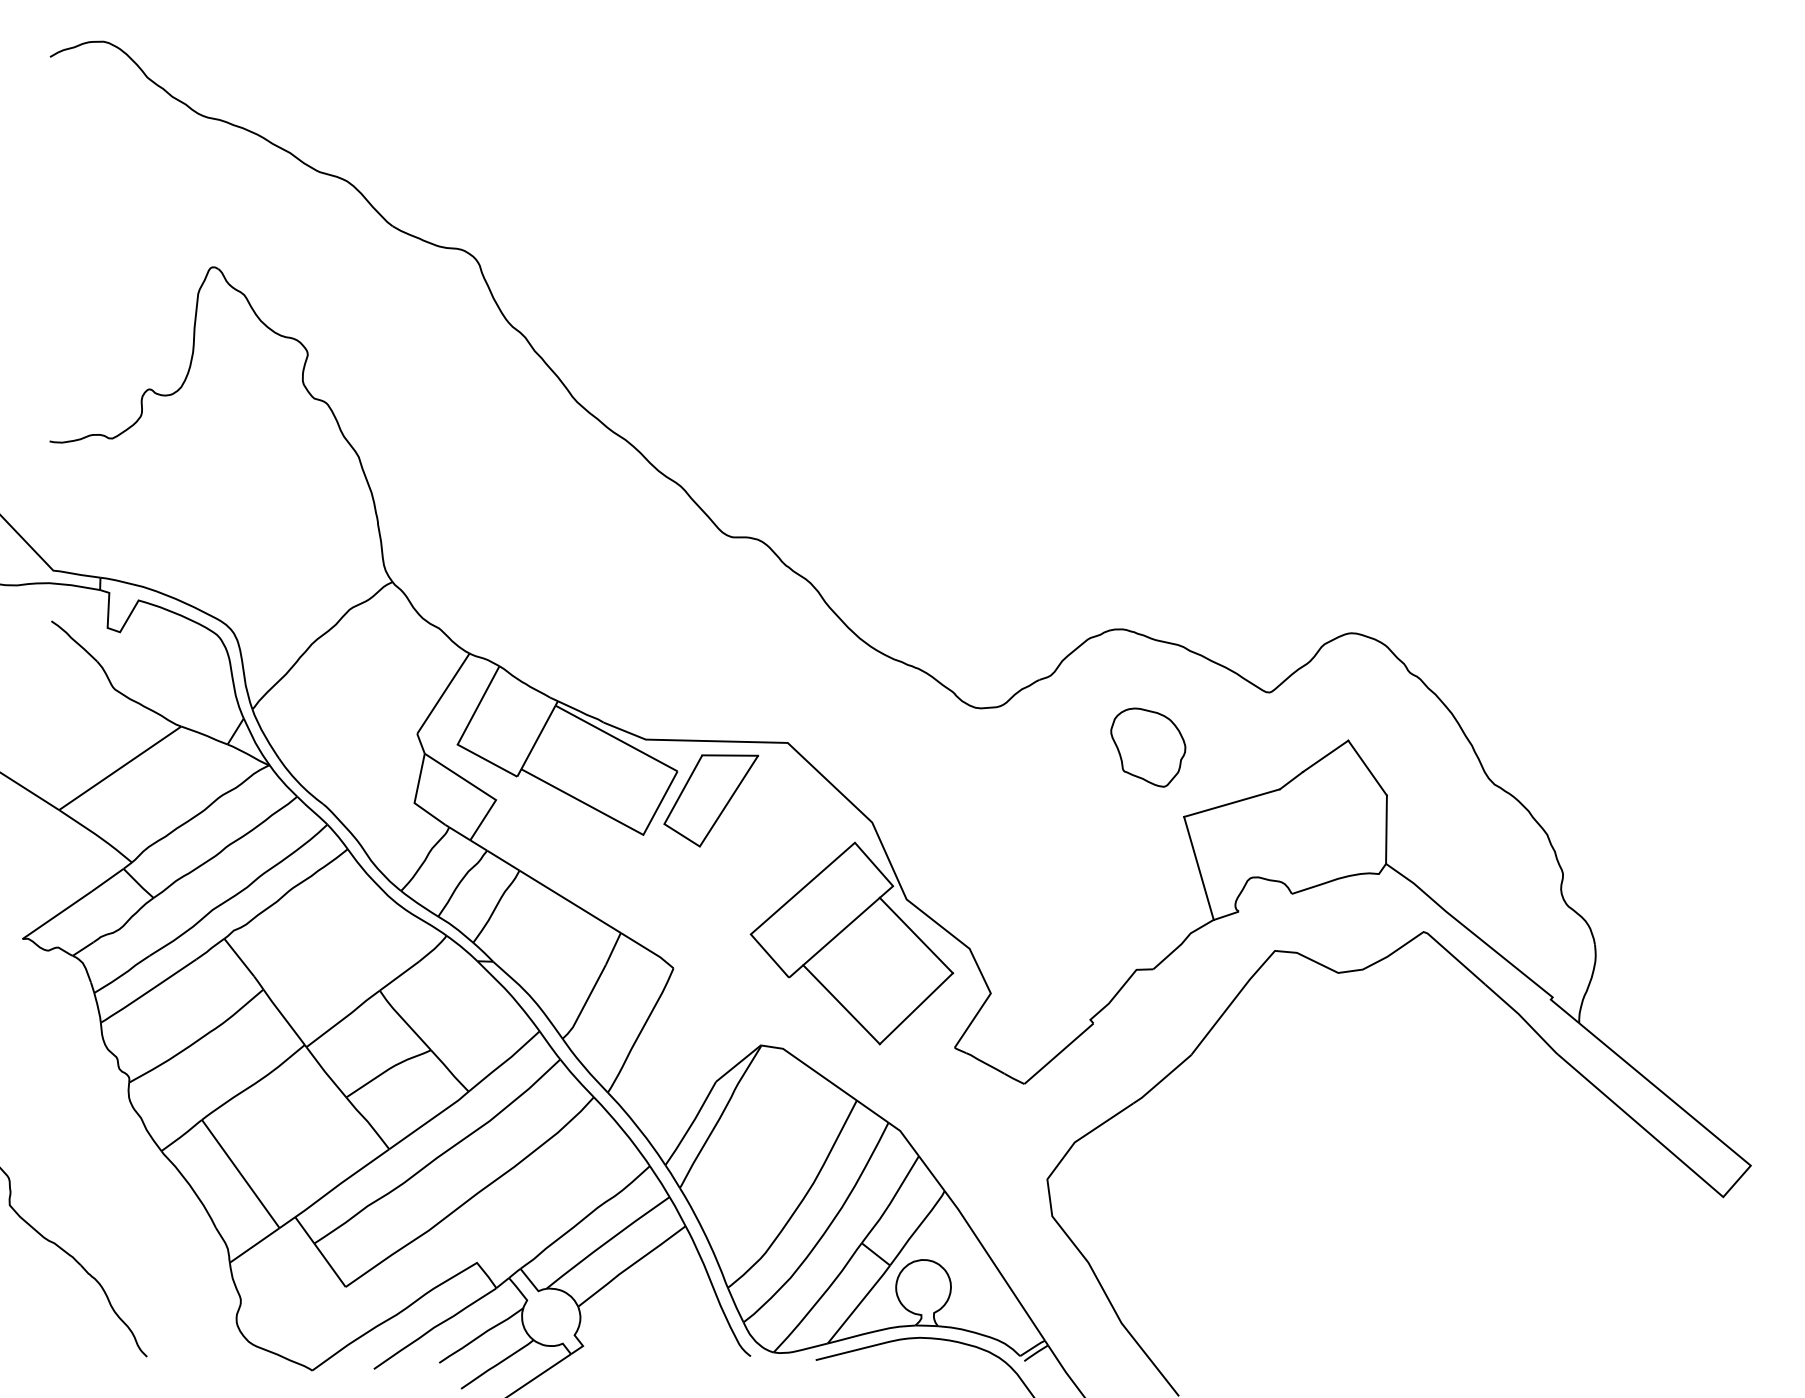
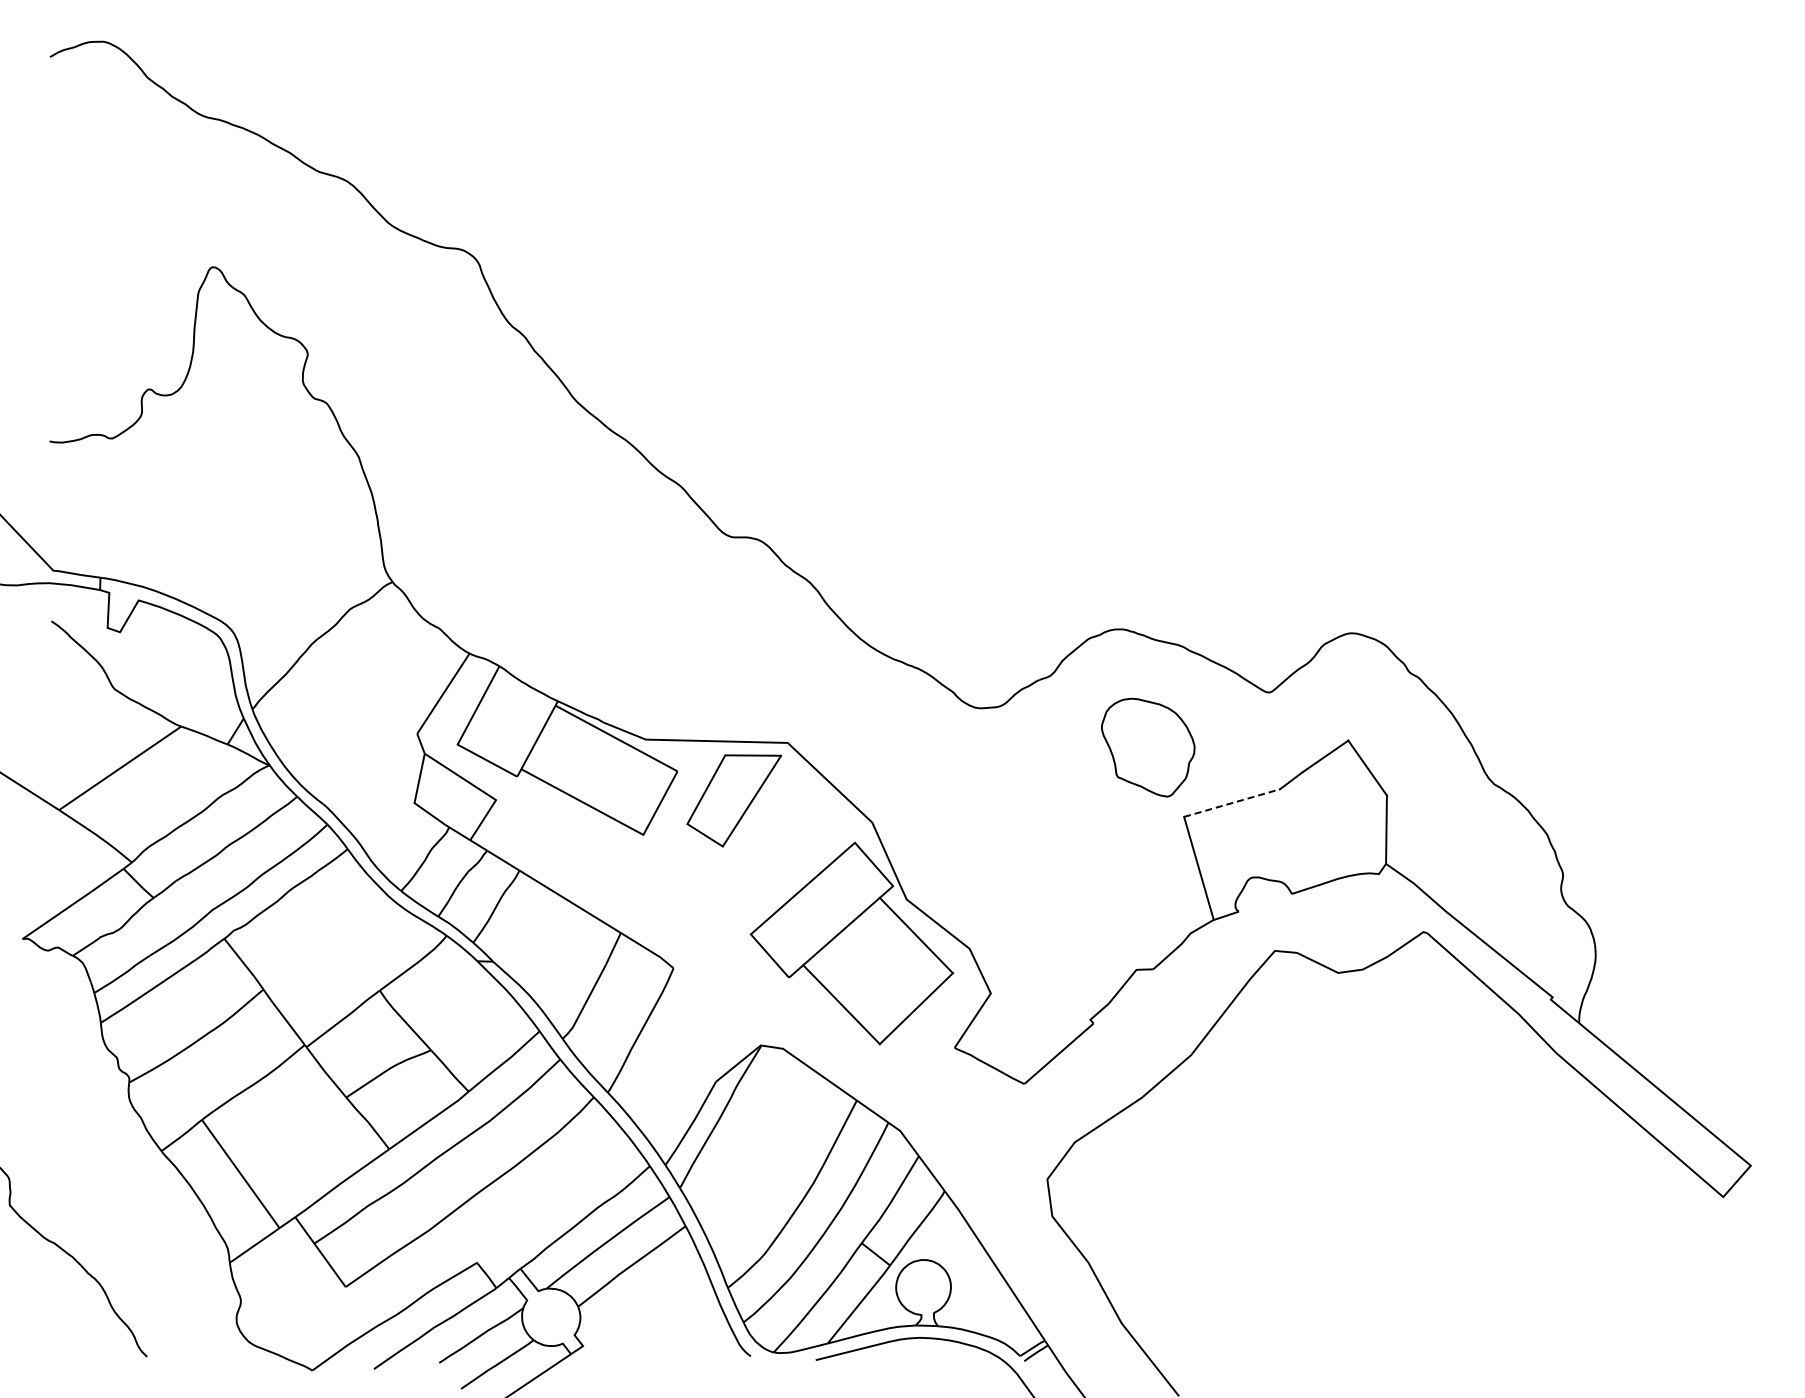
part size: 77x81 px -> 95x101 px (1148, 747)
part position: (711, 800) -> (734, 800) (734, 800)
line: solid -> dashed (1232, 803)
